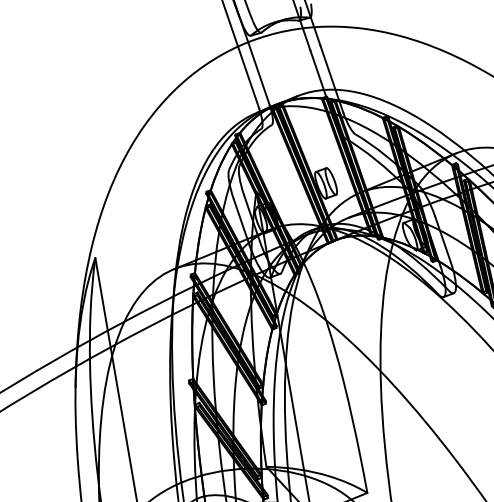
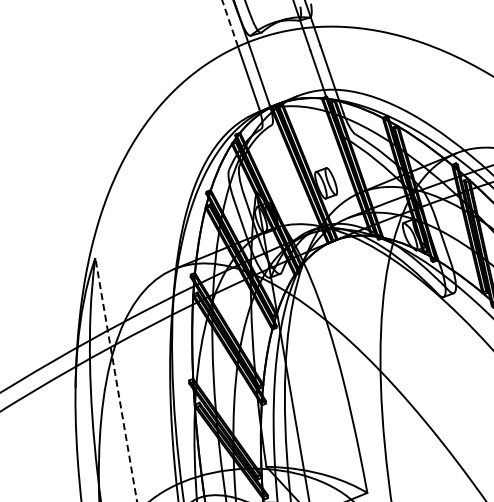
line: solid -> dashed (230, 23)
line: solid -> dashed (116, 379)
